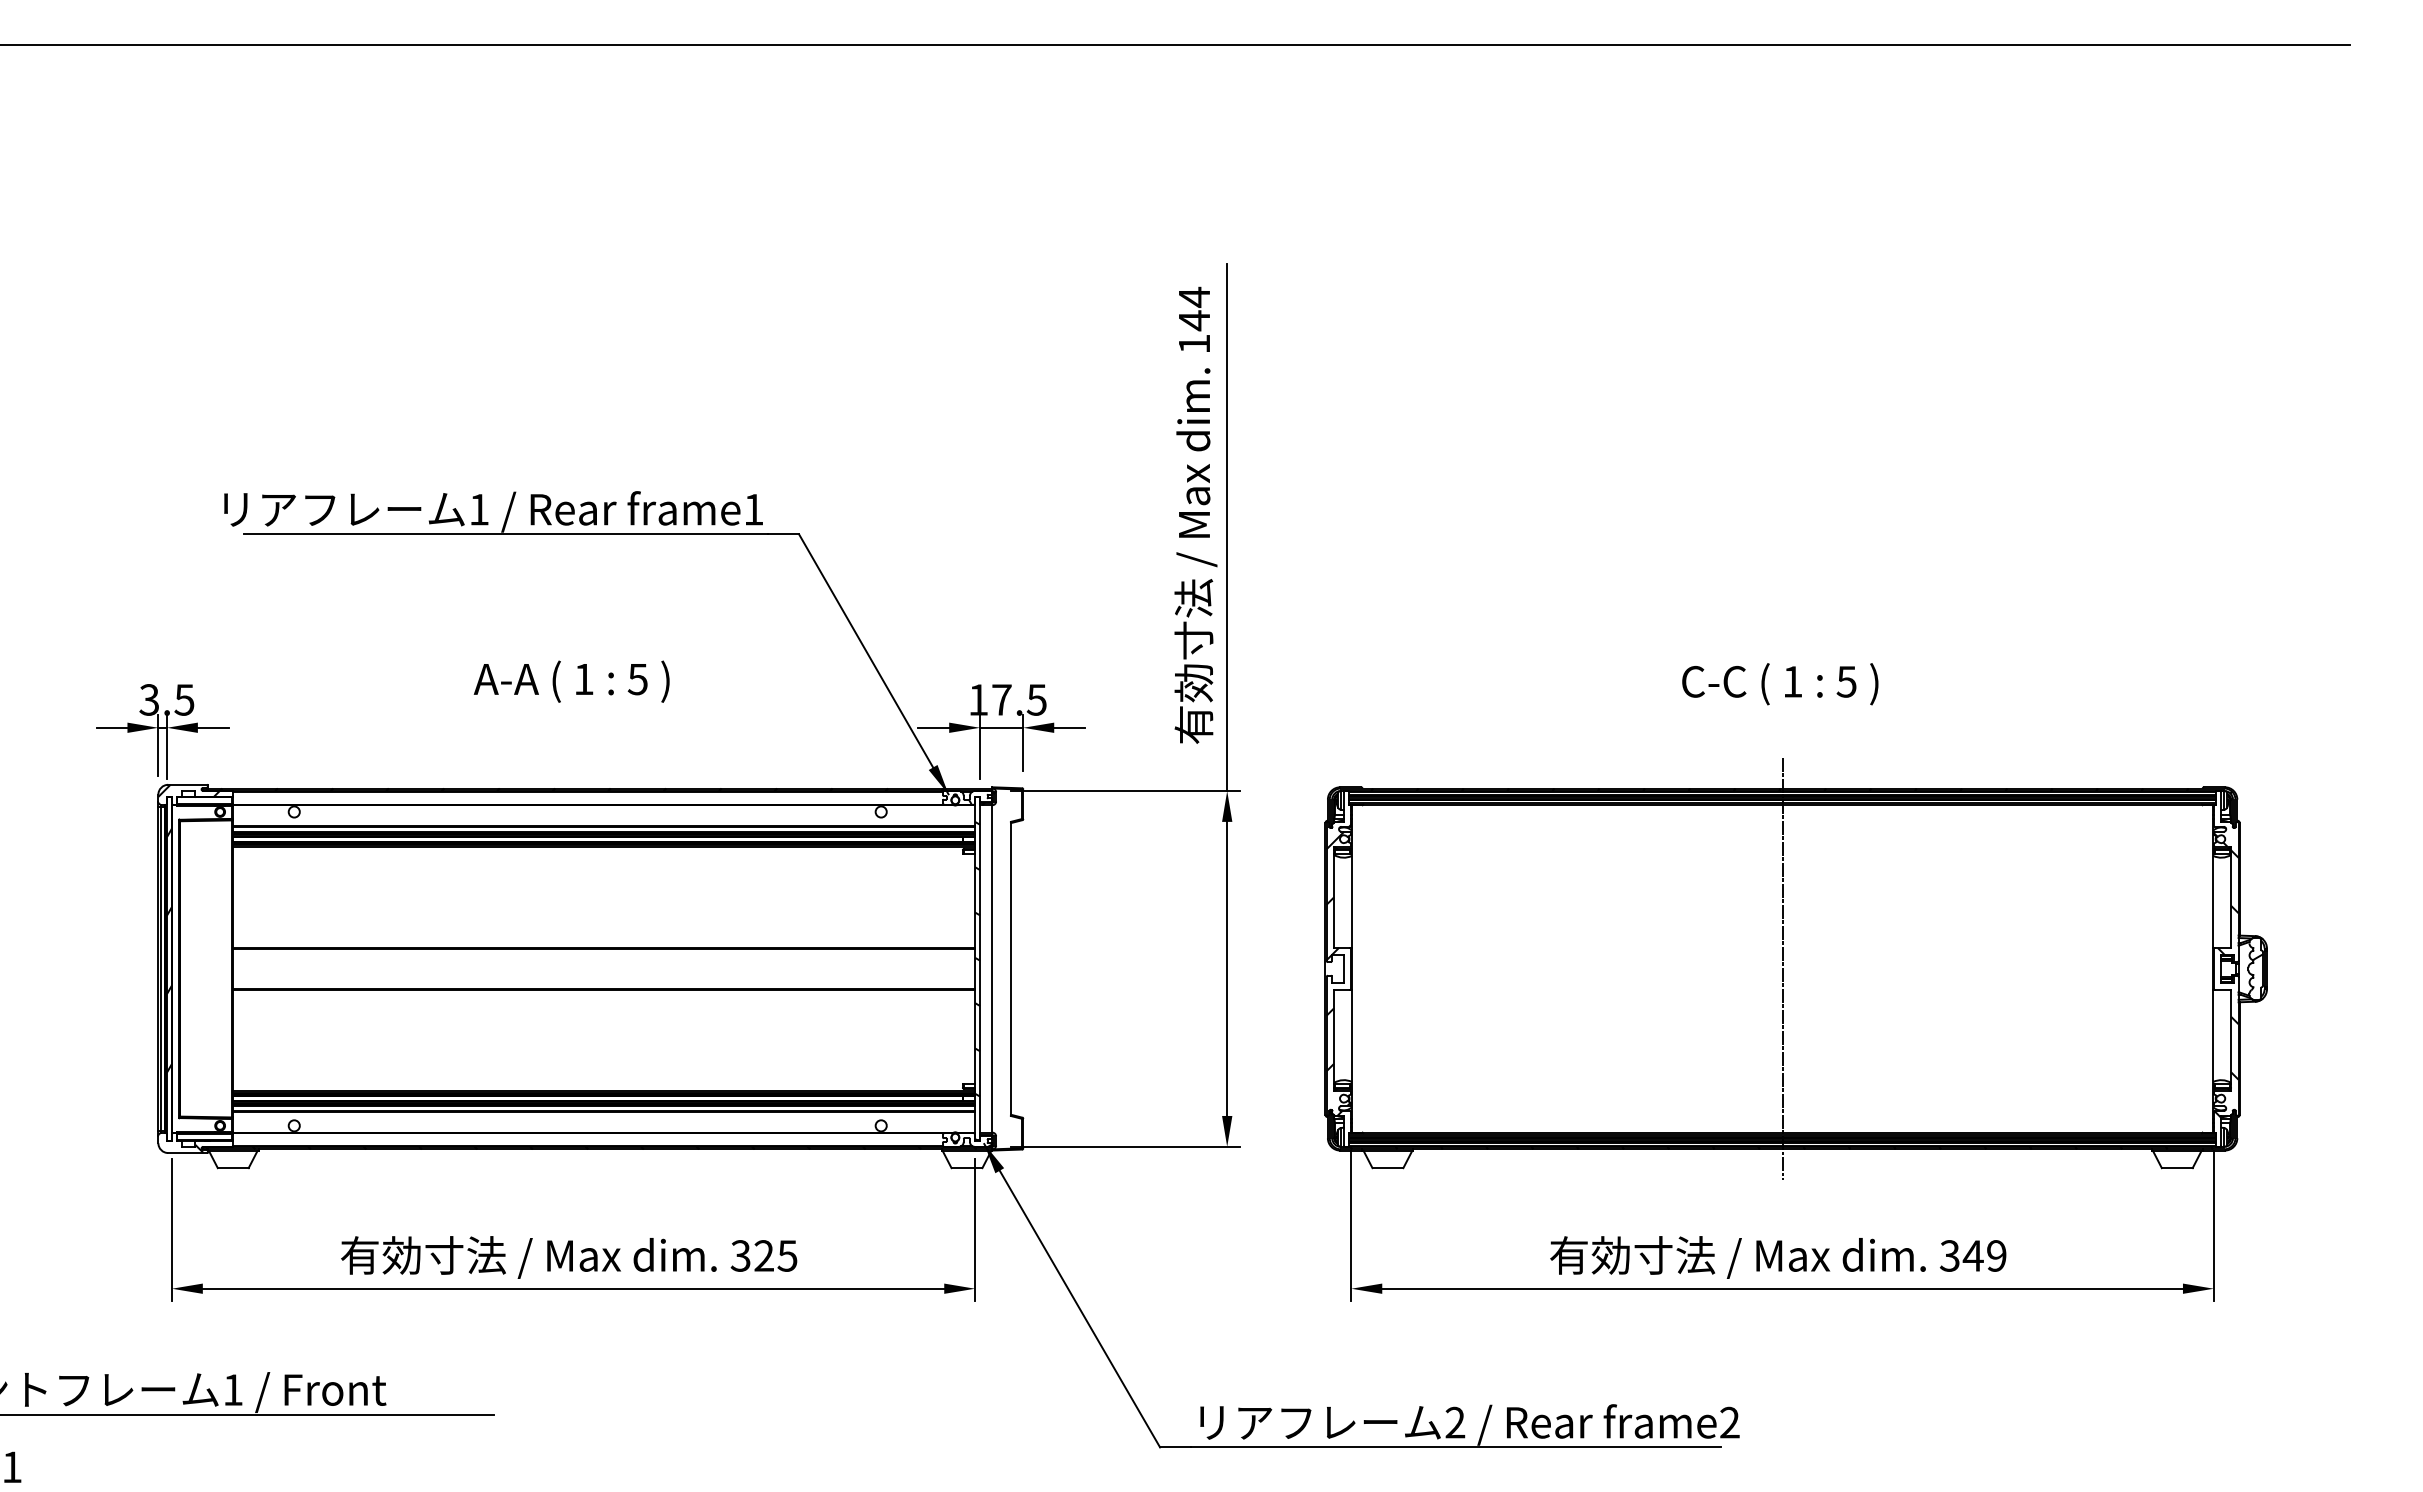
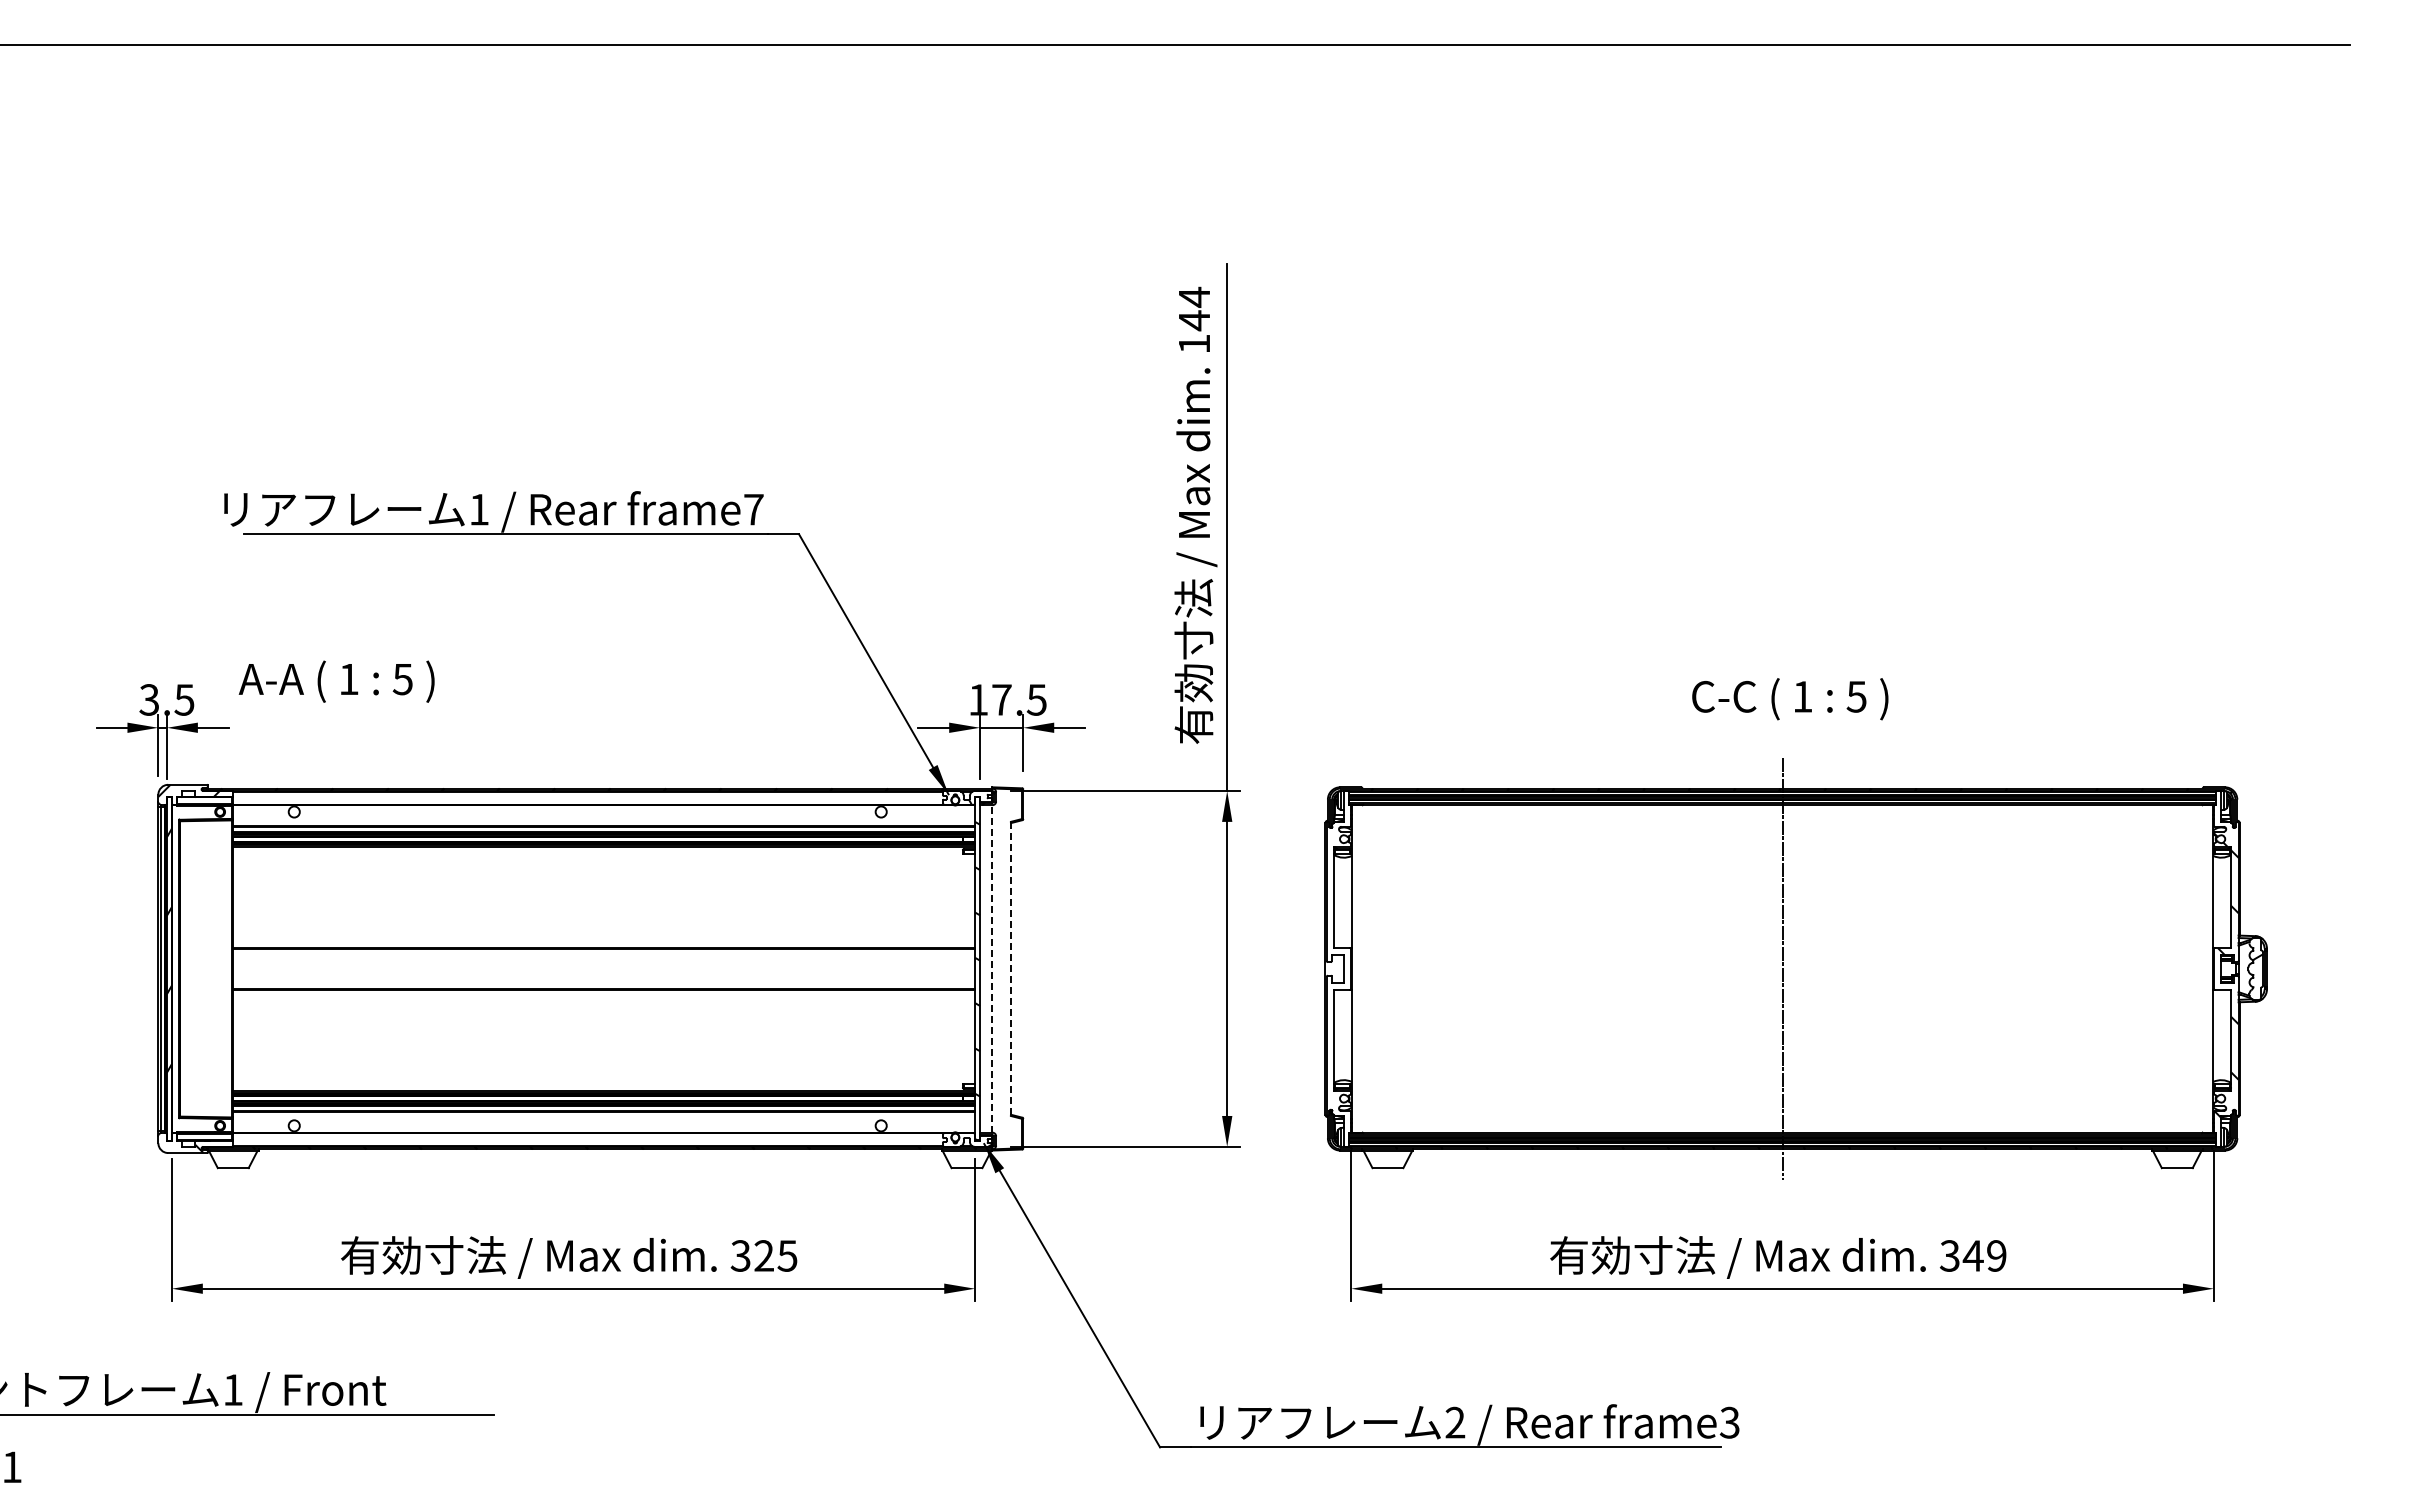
text: frame1 -> frame7 (753, 509)
text position: (571, 681) -> (336, 681) (336, 681)
text position: (1780, 684) -> (1790, 699) (1790, 699)
line: solid -> dashed (992, 968)
line: solid -> dashed (1010, 969)
hatch: present -> none (1338, 969)
text: frame2 -> frame3 (1729, 1422)
